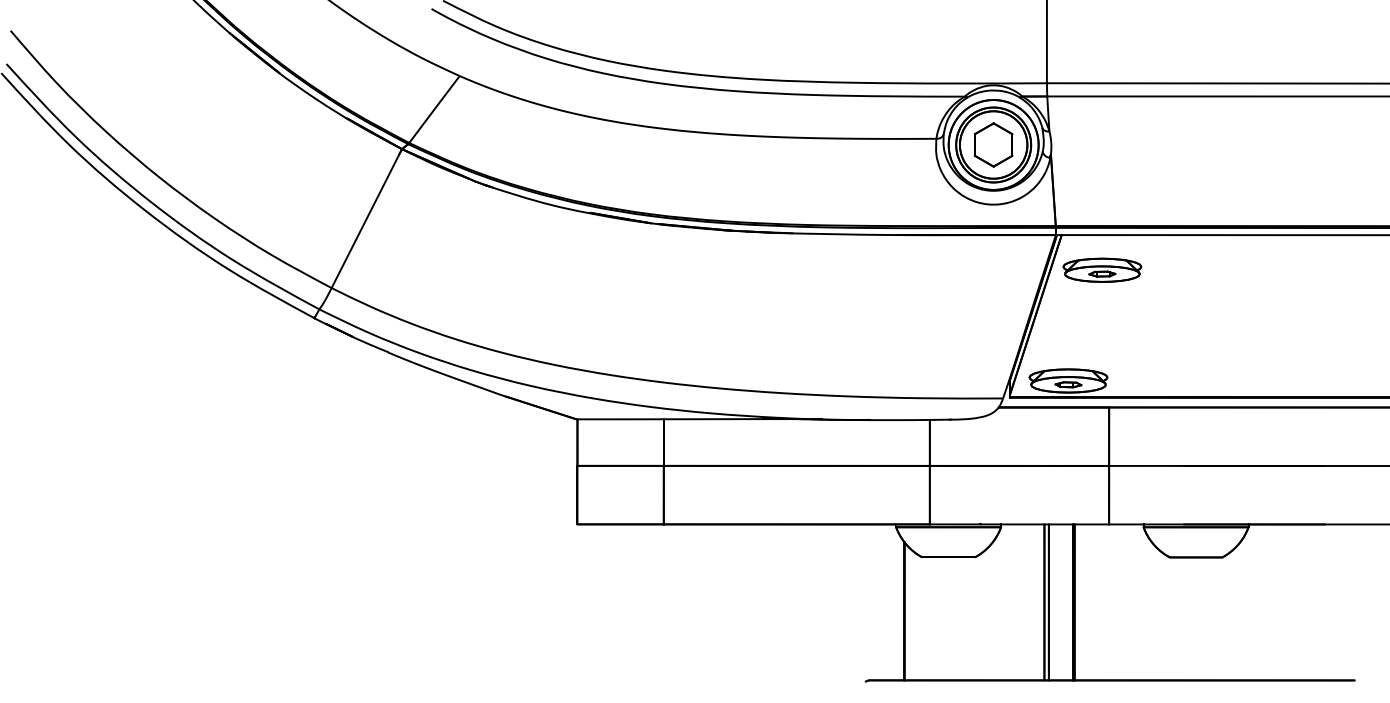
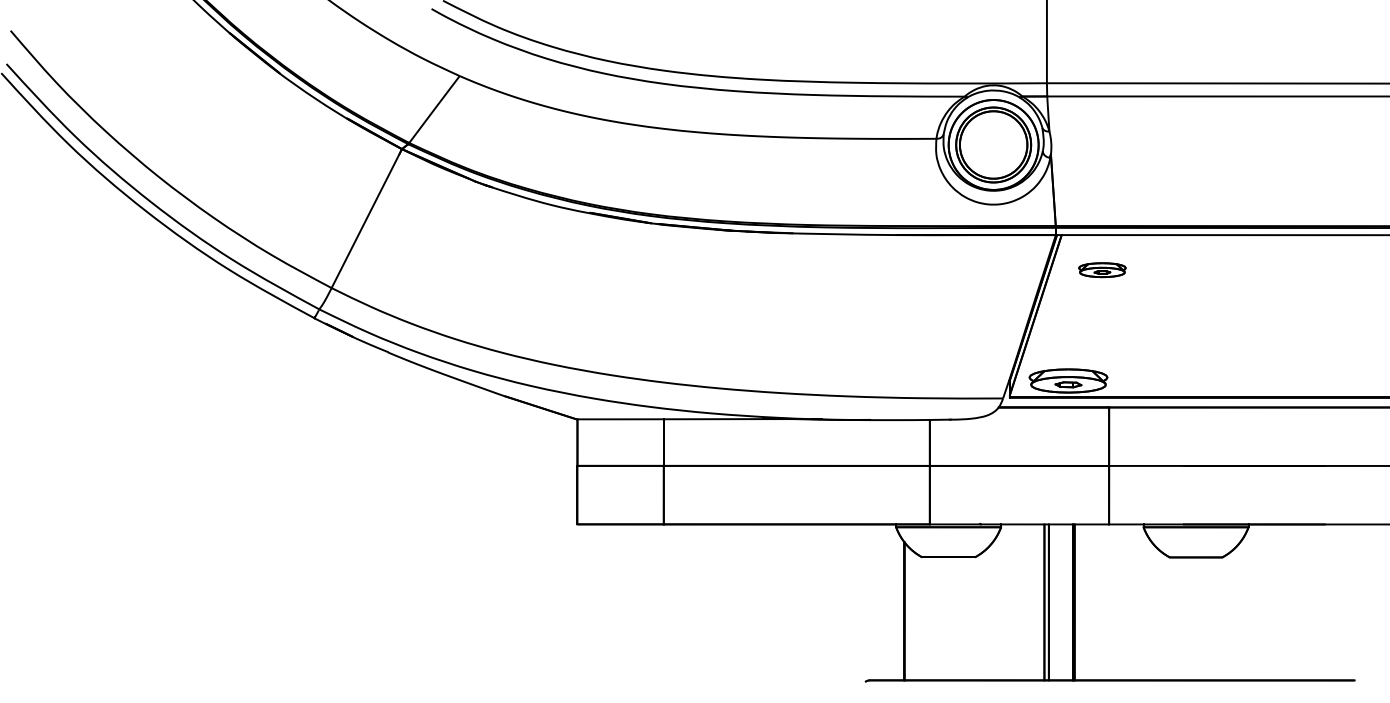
part: present -> none (993, 144)
part size: 81x26 px -> 49x17 px (1102, 270)
